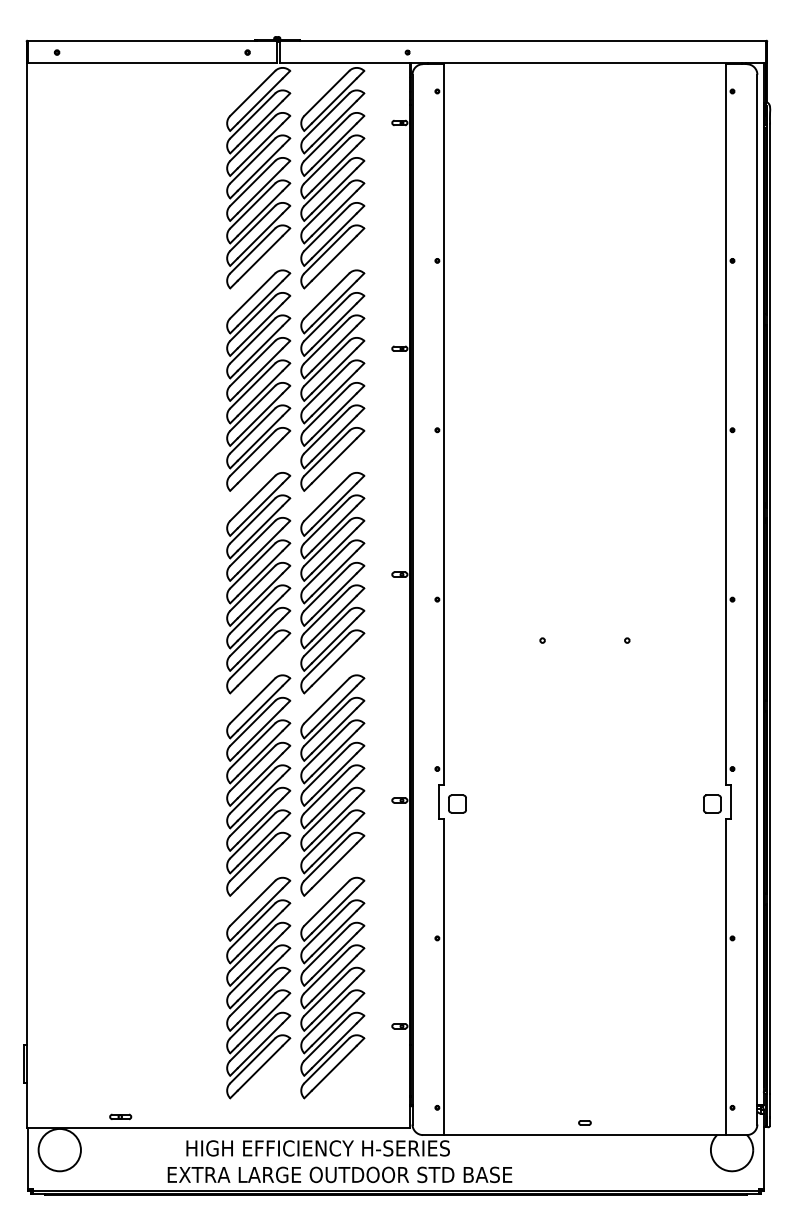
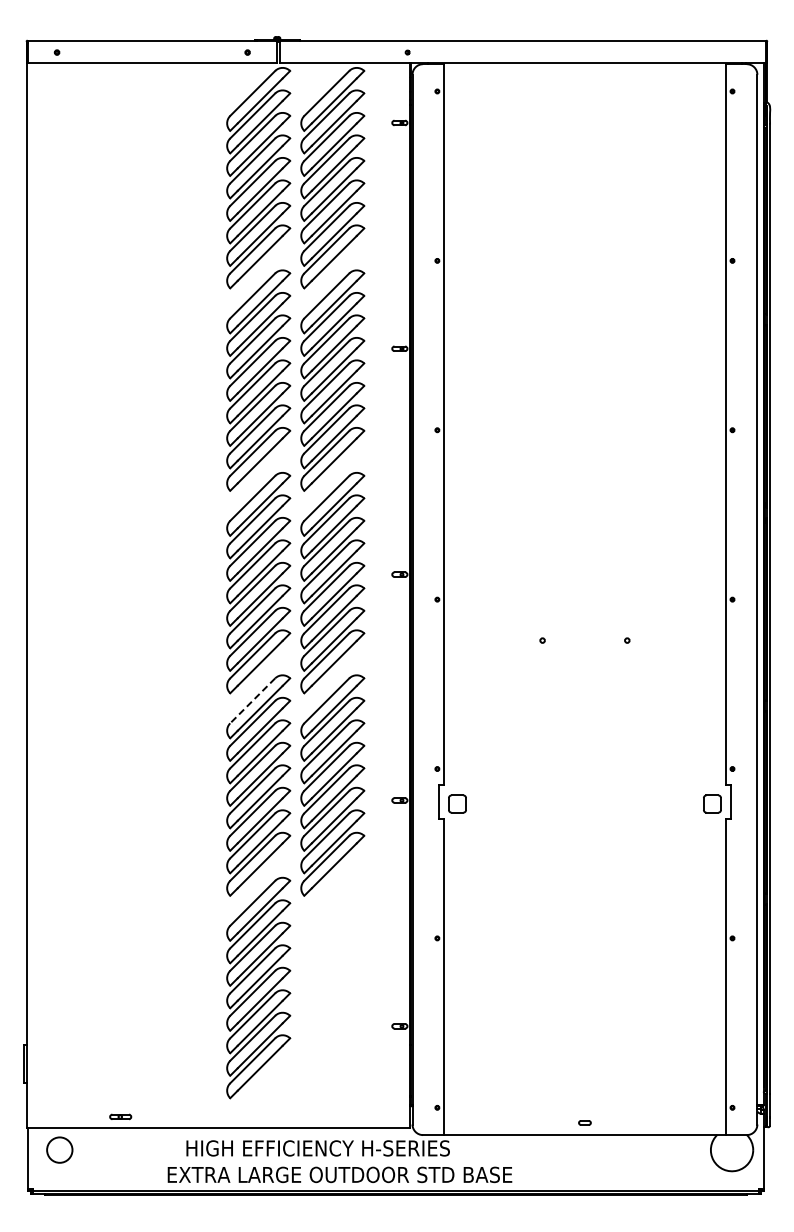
line: solid -> dashed (252, 700)
part: present -> none (332, 987)
circle diameter: 42 px -> 25 px (59, 1149)
